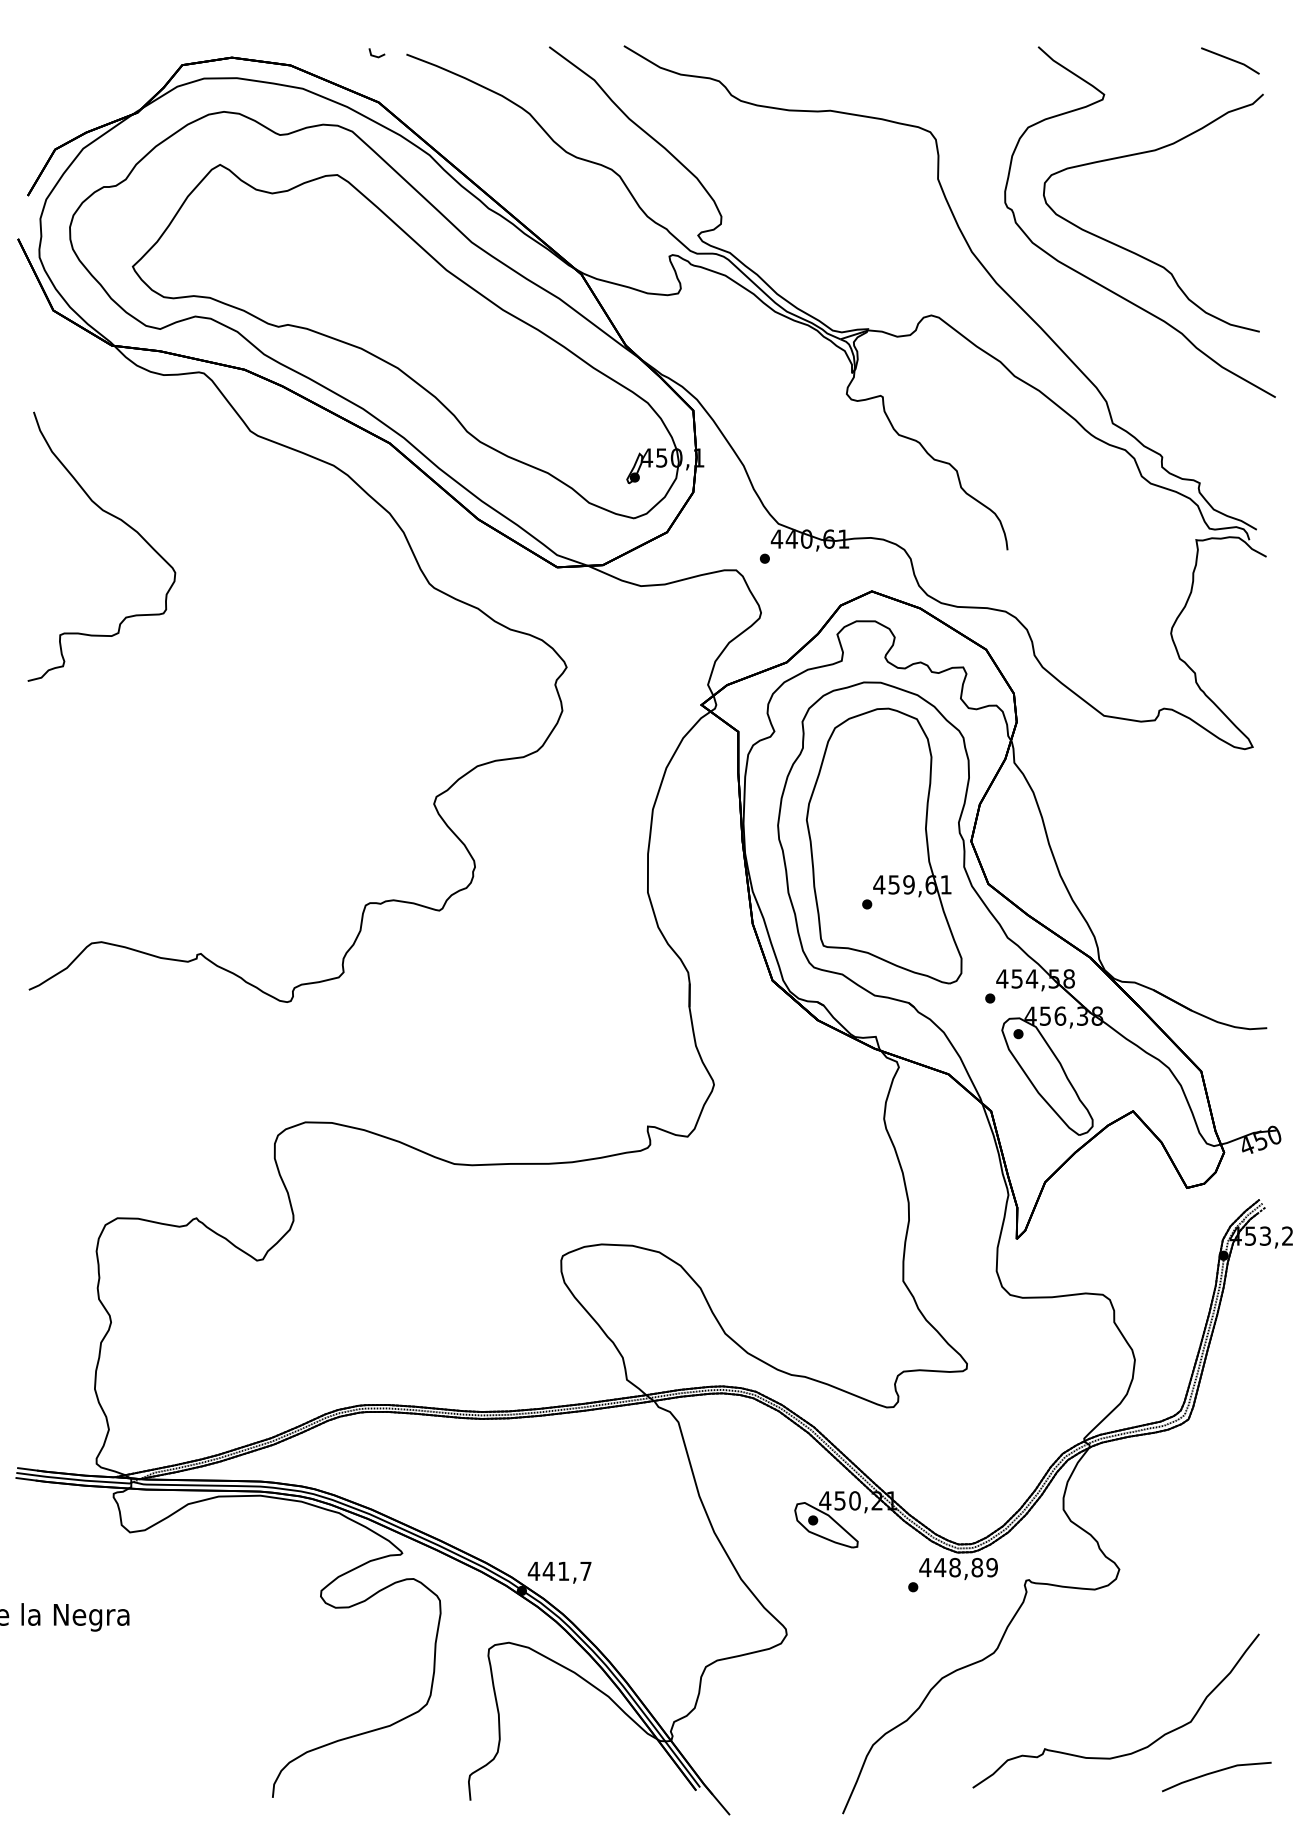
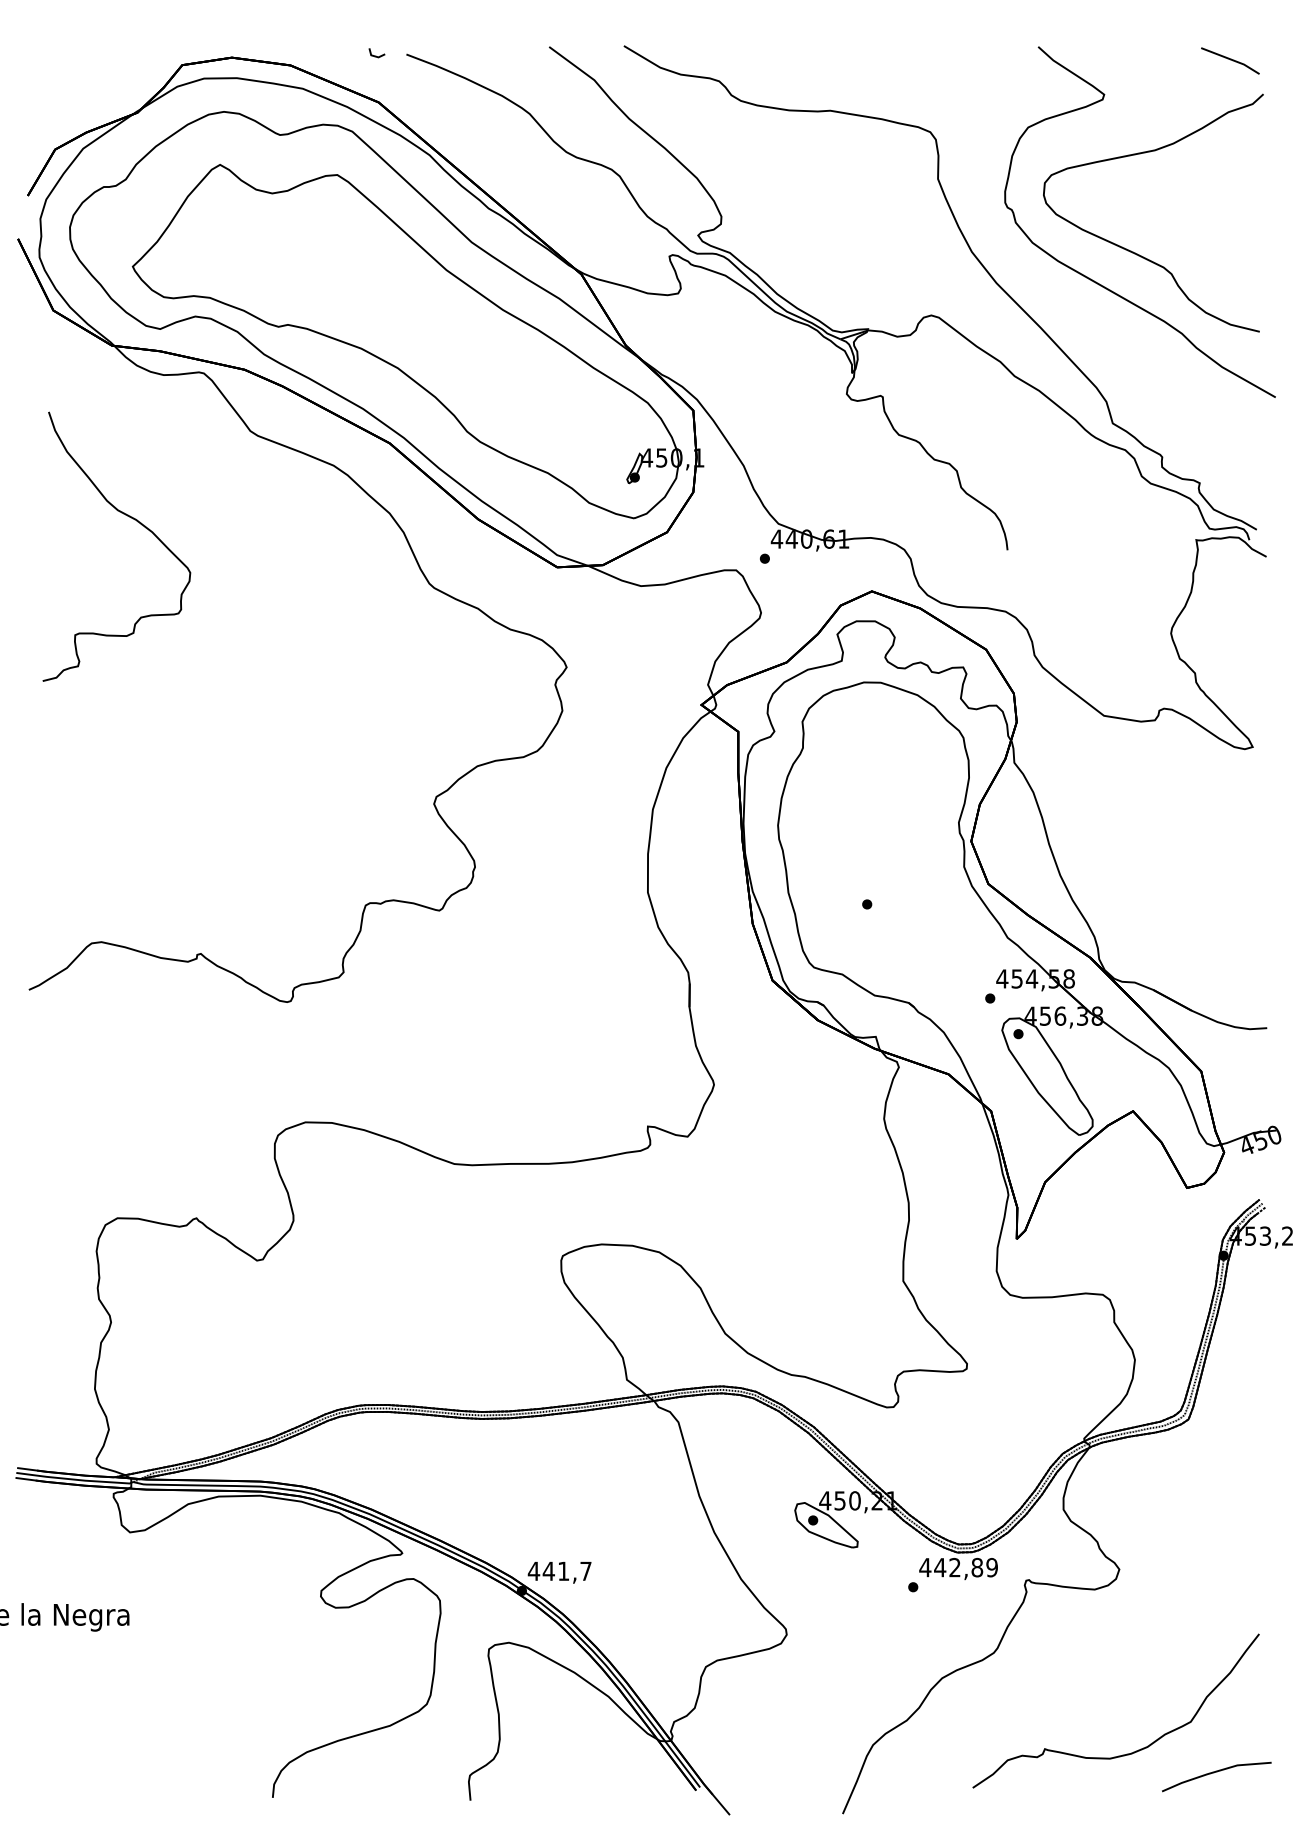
curve position: (119, 520) -> (134, 520) (134, 520)
part: present -> none (884, 845)
text: 448,89 -> 442,89 (954, 1567)
